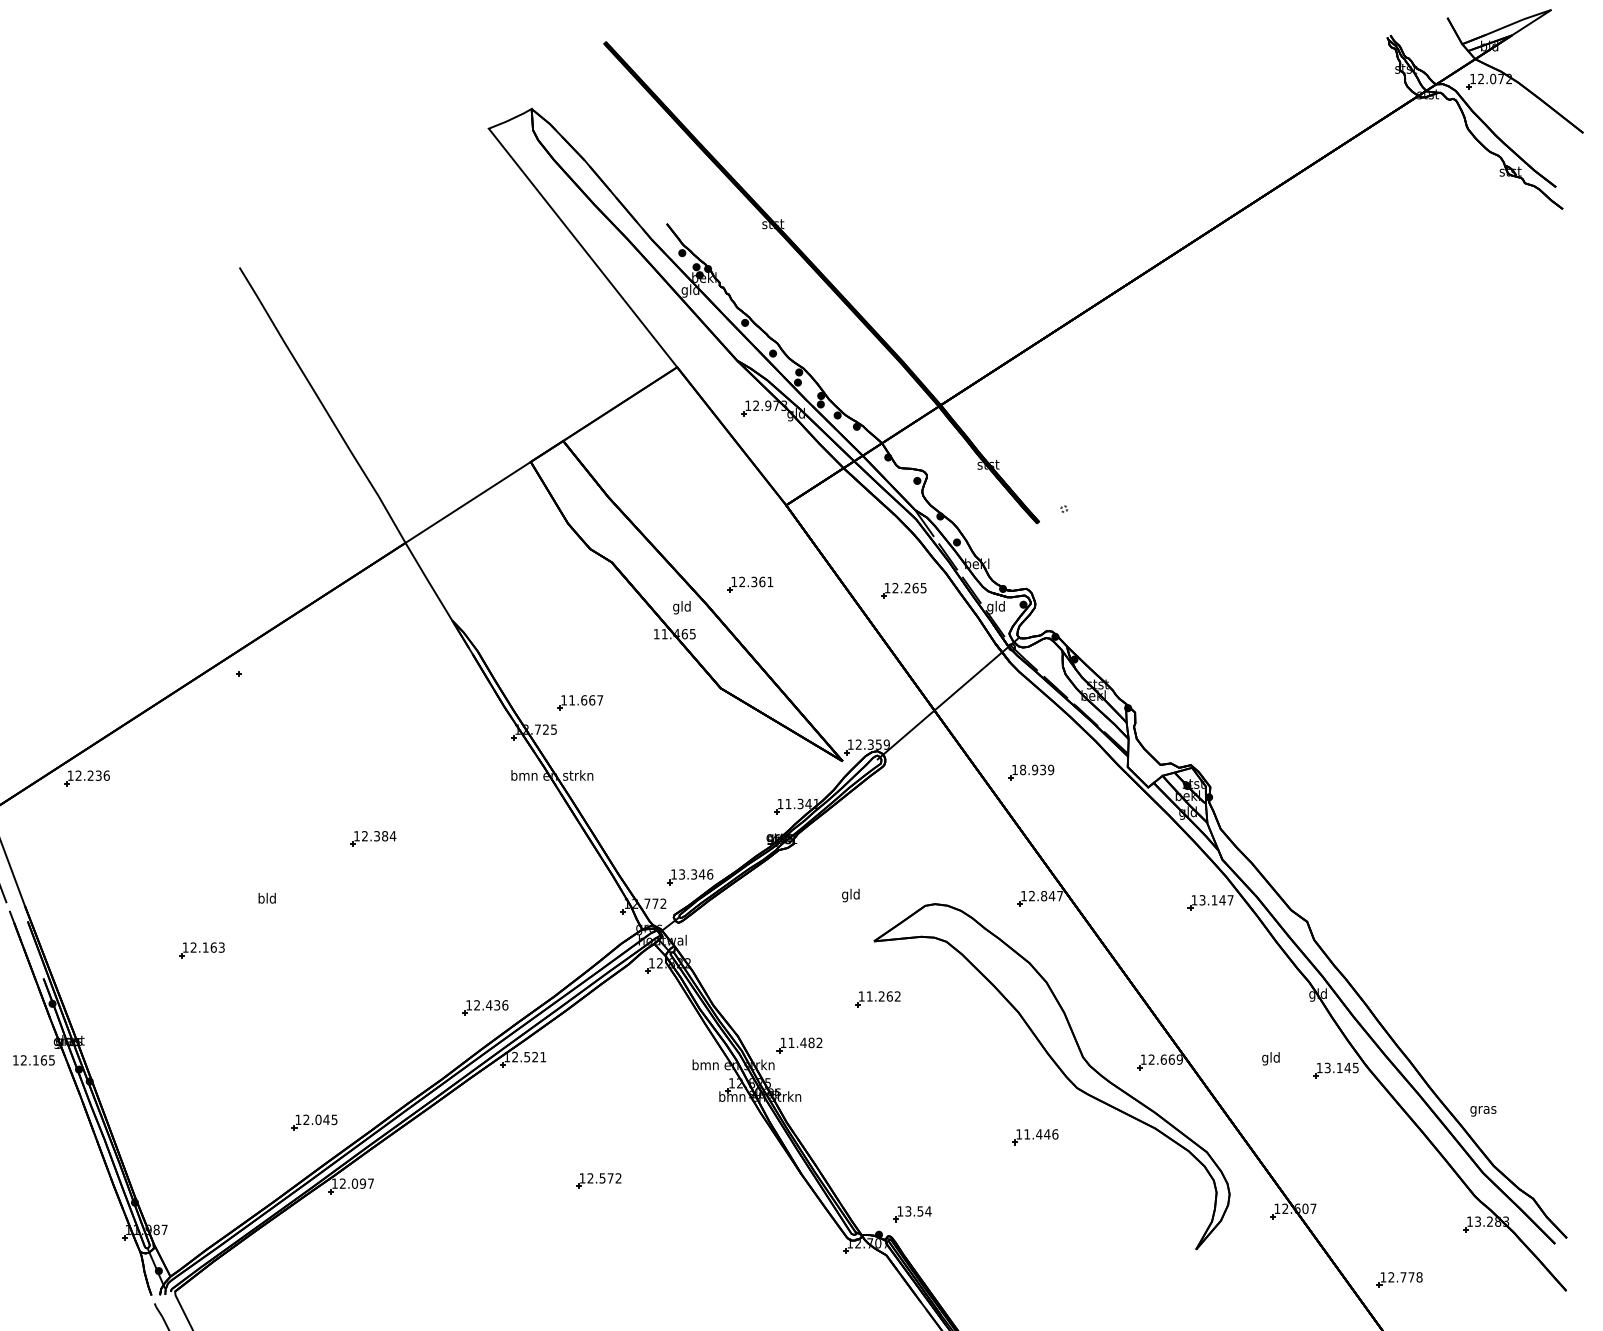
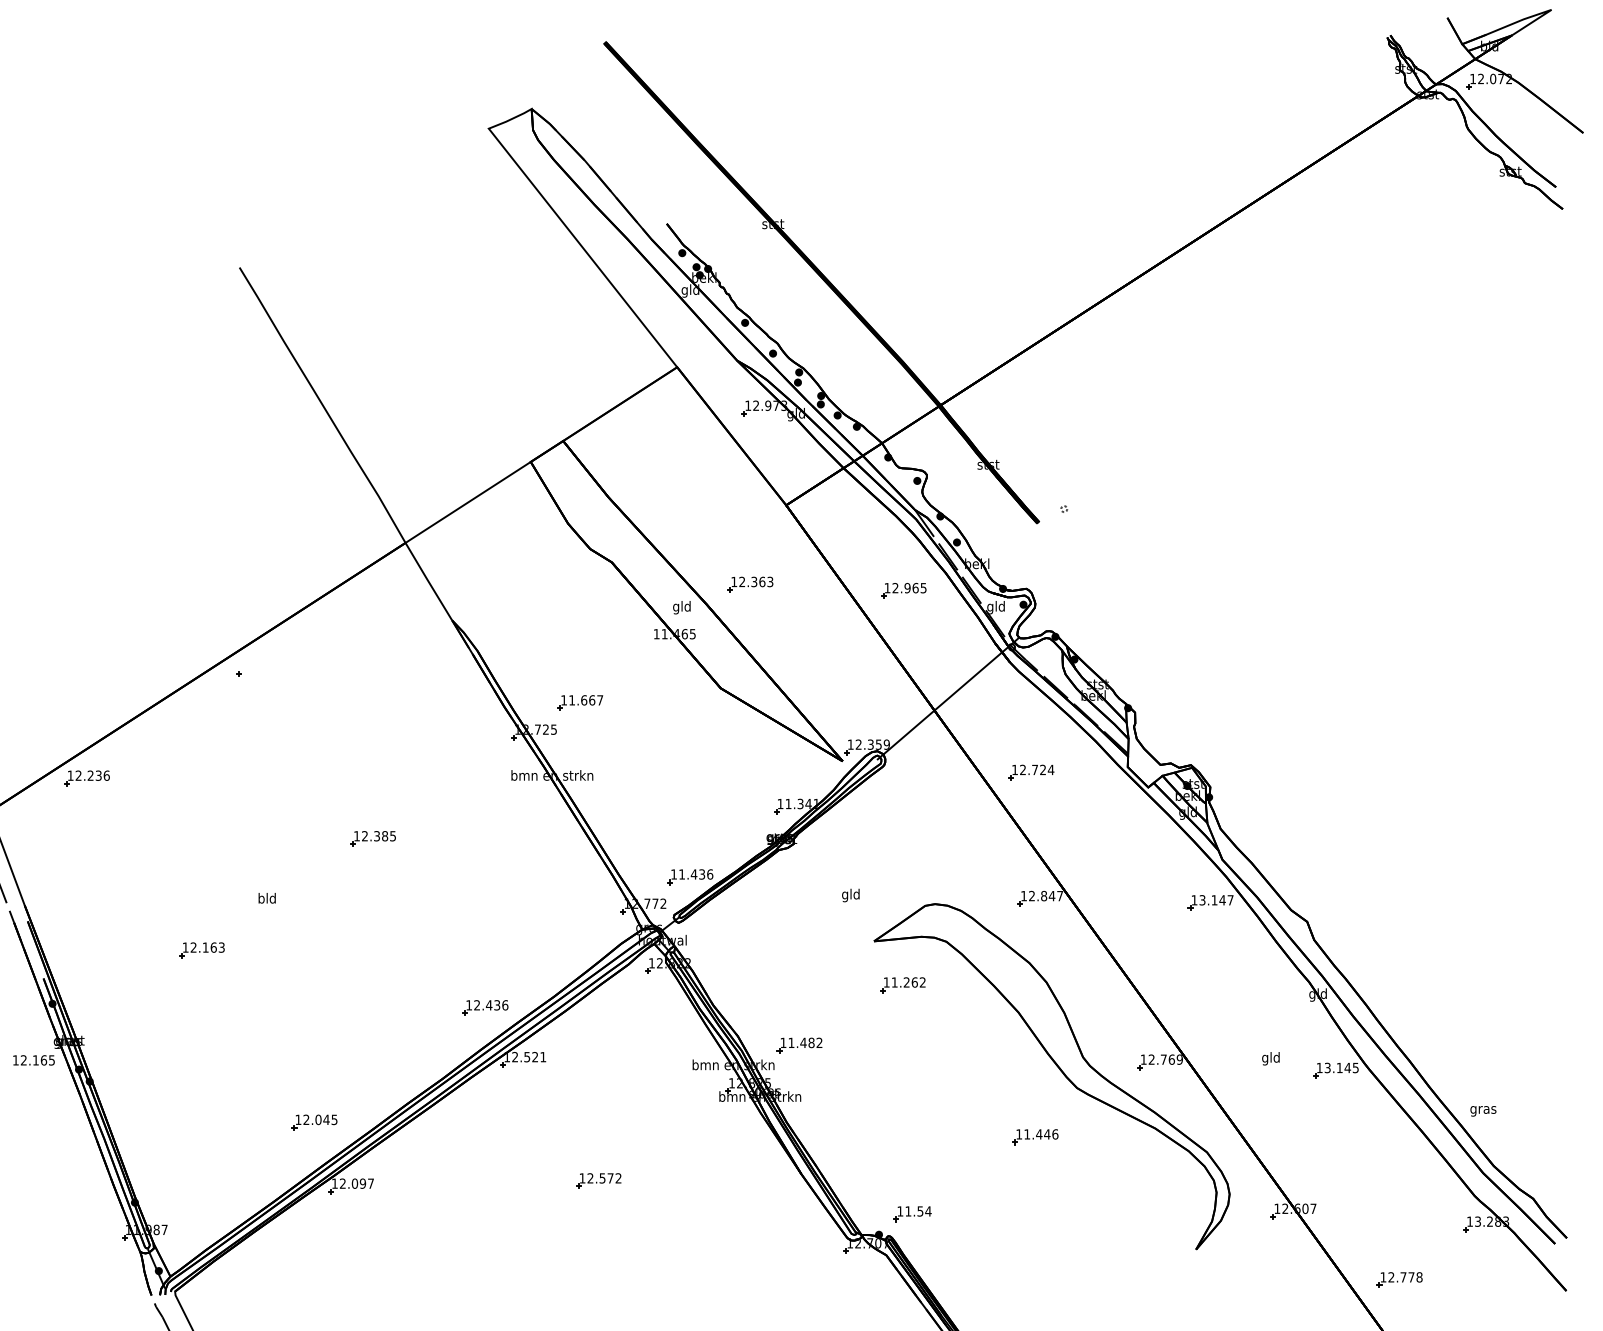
text: 12.361 -> 12.363 (770, 581)
text: 12.265 -> 12.965 (907, 588)
text: 18.939 -> 12.724 (1037, 769)
text: 12.384 -> 12.385 (392, 836)
text: 13.346 -> 11.436 (692, 874)
part position: (877, 999) -> (902, 985) (902, 985)
text: 12.669 -> 12.769 (1163, 1059)
text: 13.54 -> 11.54 (908, 1211)
